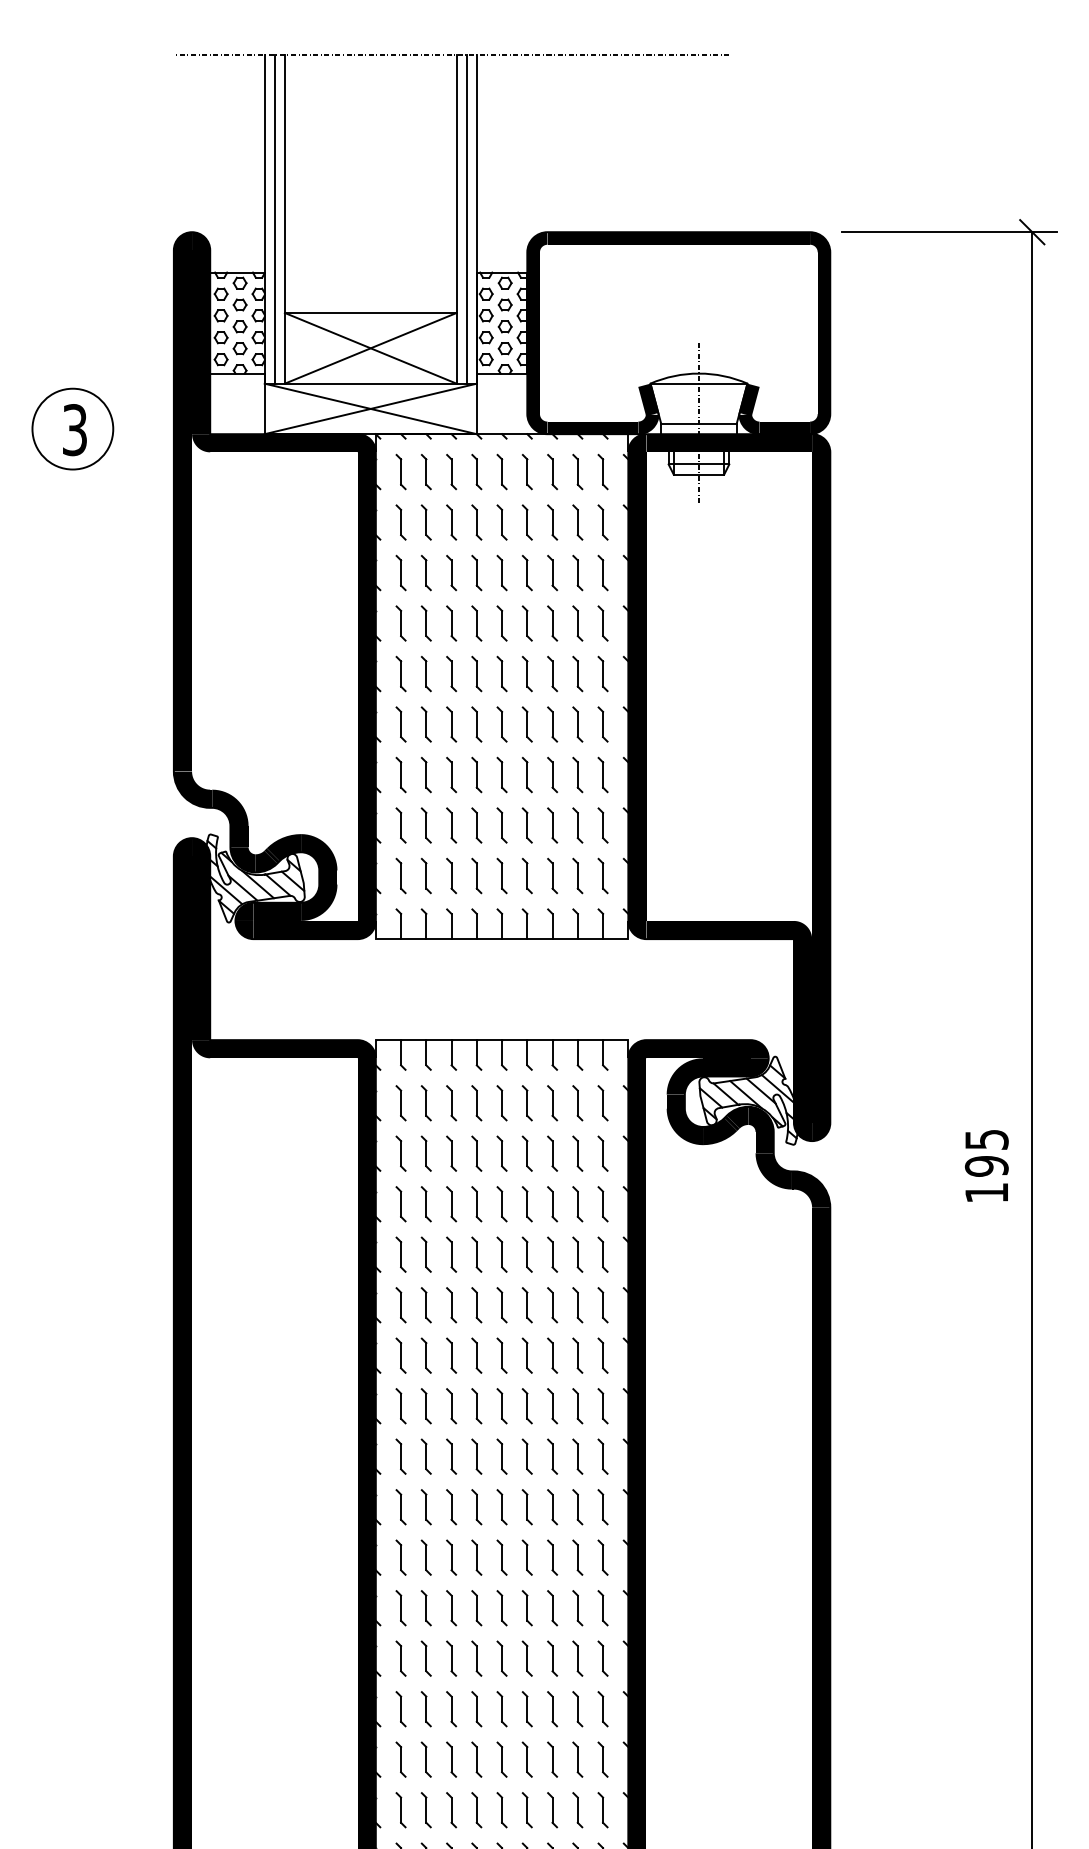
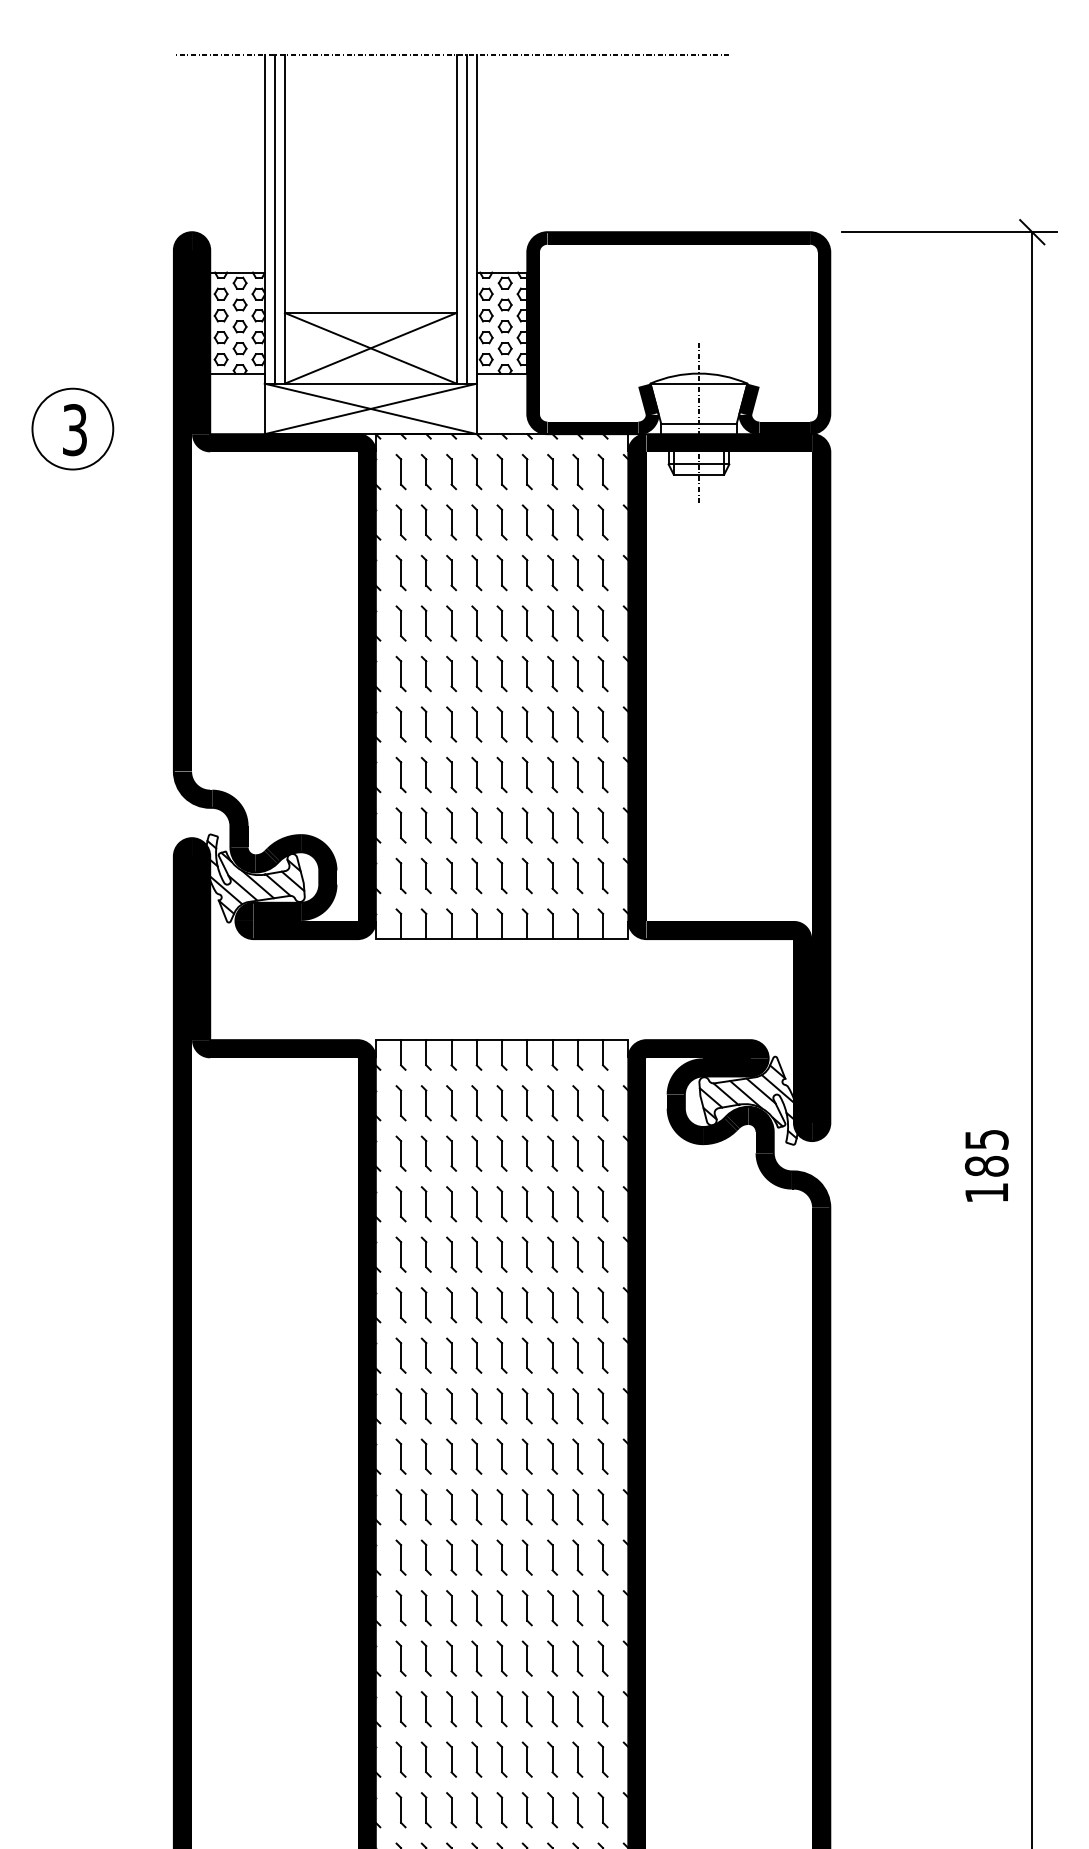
text: 195 -> 185 (986, 1166)
